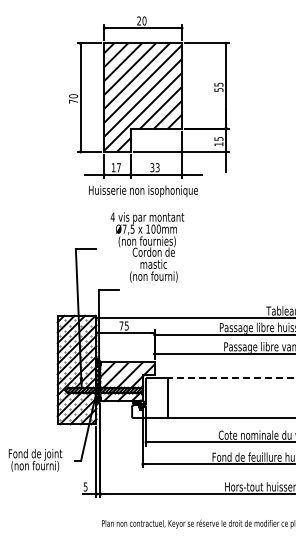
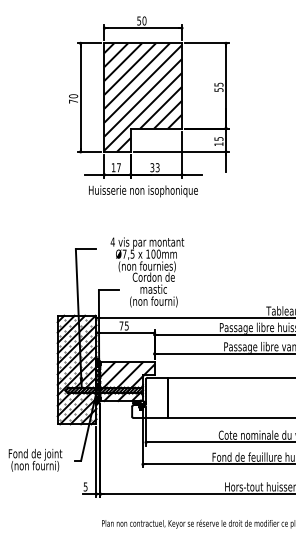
text: 20 -> 50 (139, 20)
text position: (147, 247) -> (147, 272) (147, 272)
line: dashed -> solid (231, 377)
